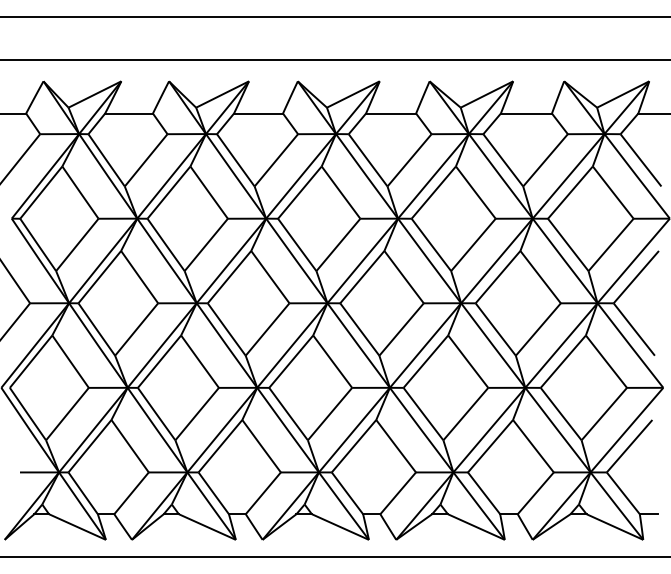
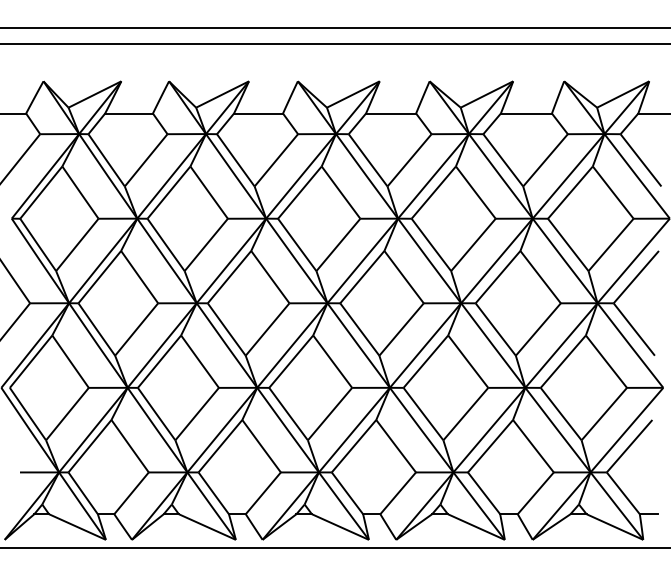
line position: (334, 16) -> (334, 27) (334, 27)
line position: (334, 59) -> (334, 43) (334, 43)
line position: (334, 557) -> (334, 548) (334, 548)
